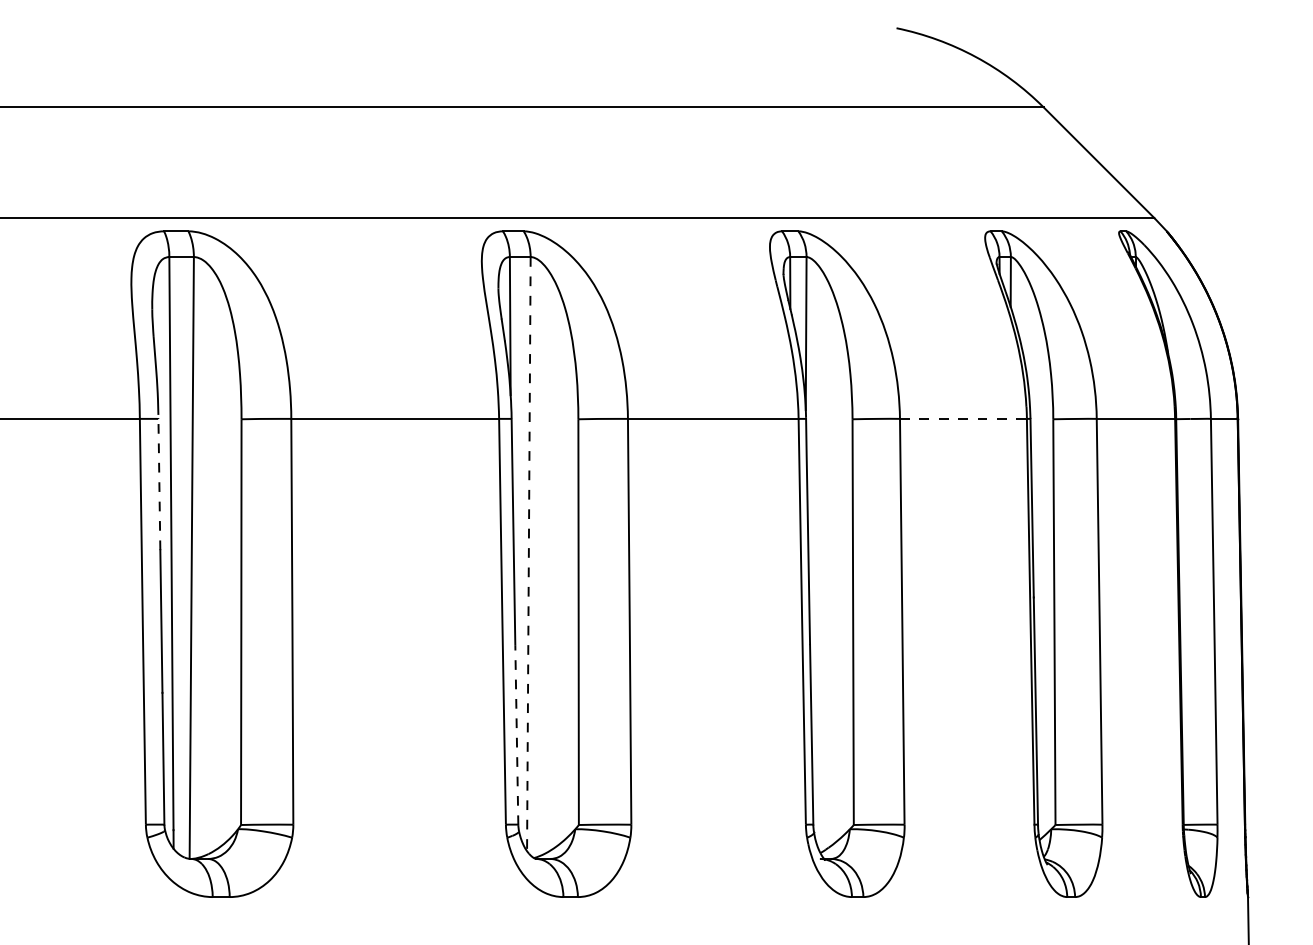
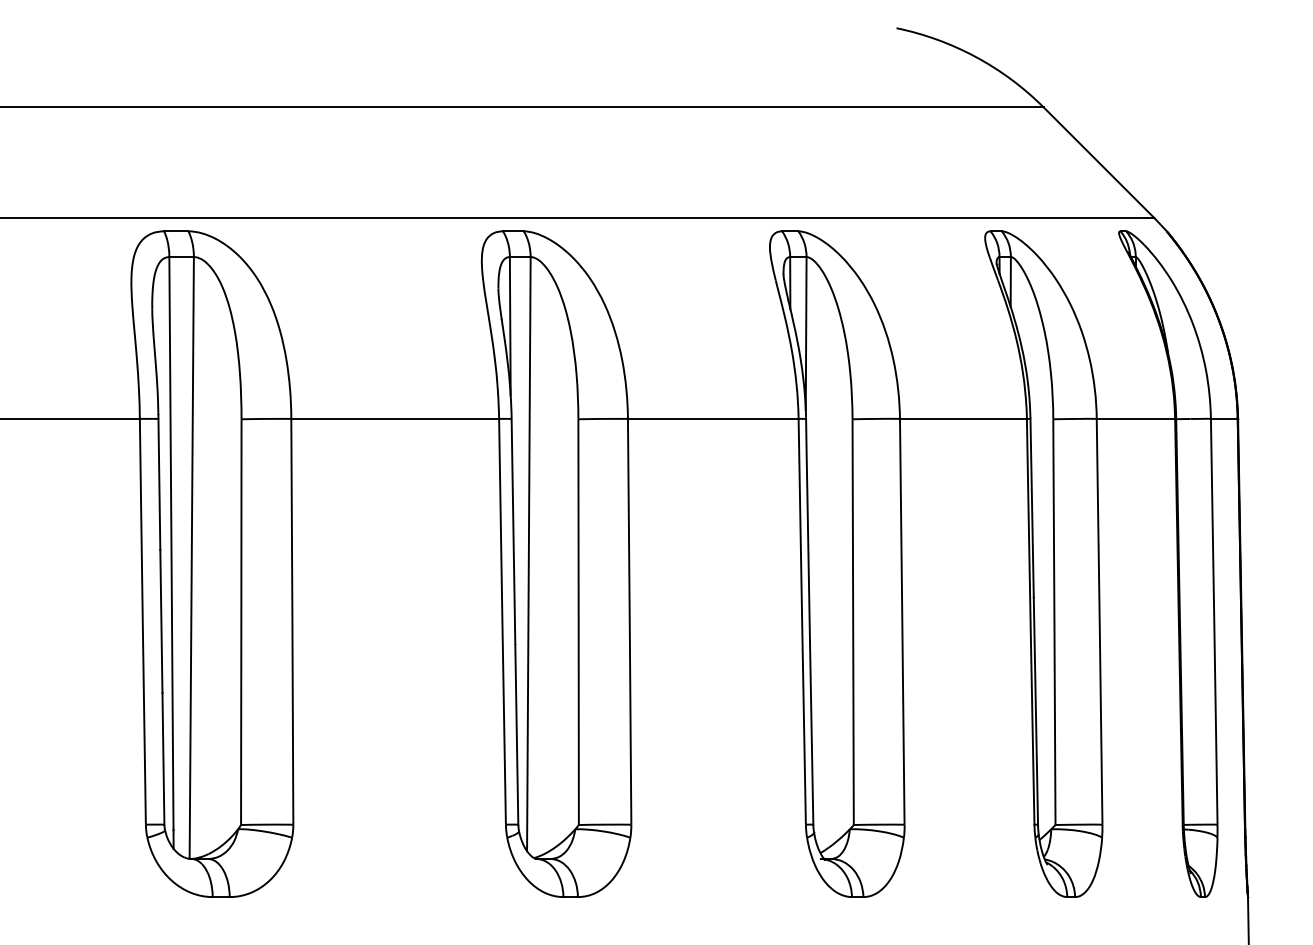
line: dashed -> solid (963, 418)
line: dashed -> solid (159, 482)
line: dashed -> solid (528, 554)
line: dashed -> solid (516, 735)
